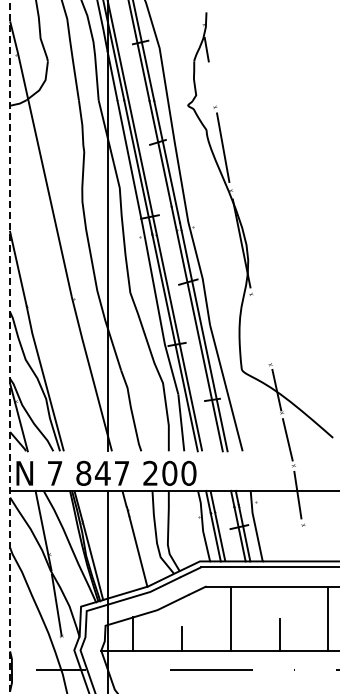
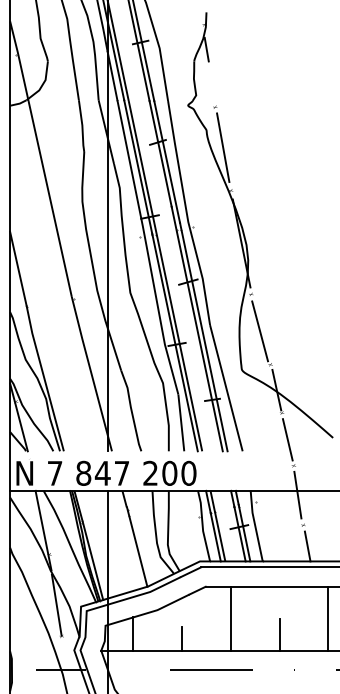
line: none -> present (260, 331)
line: dashed -> solid (10, 346)
line: none -> present (307, 546)
